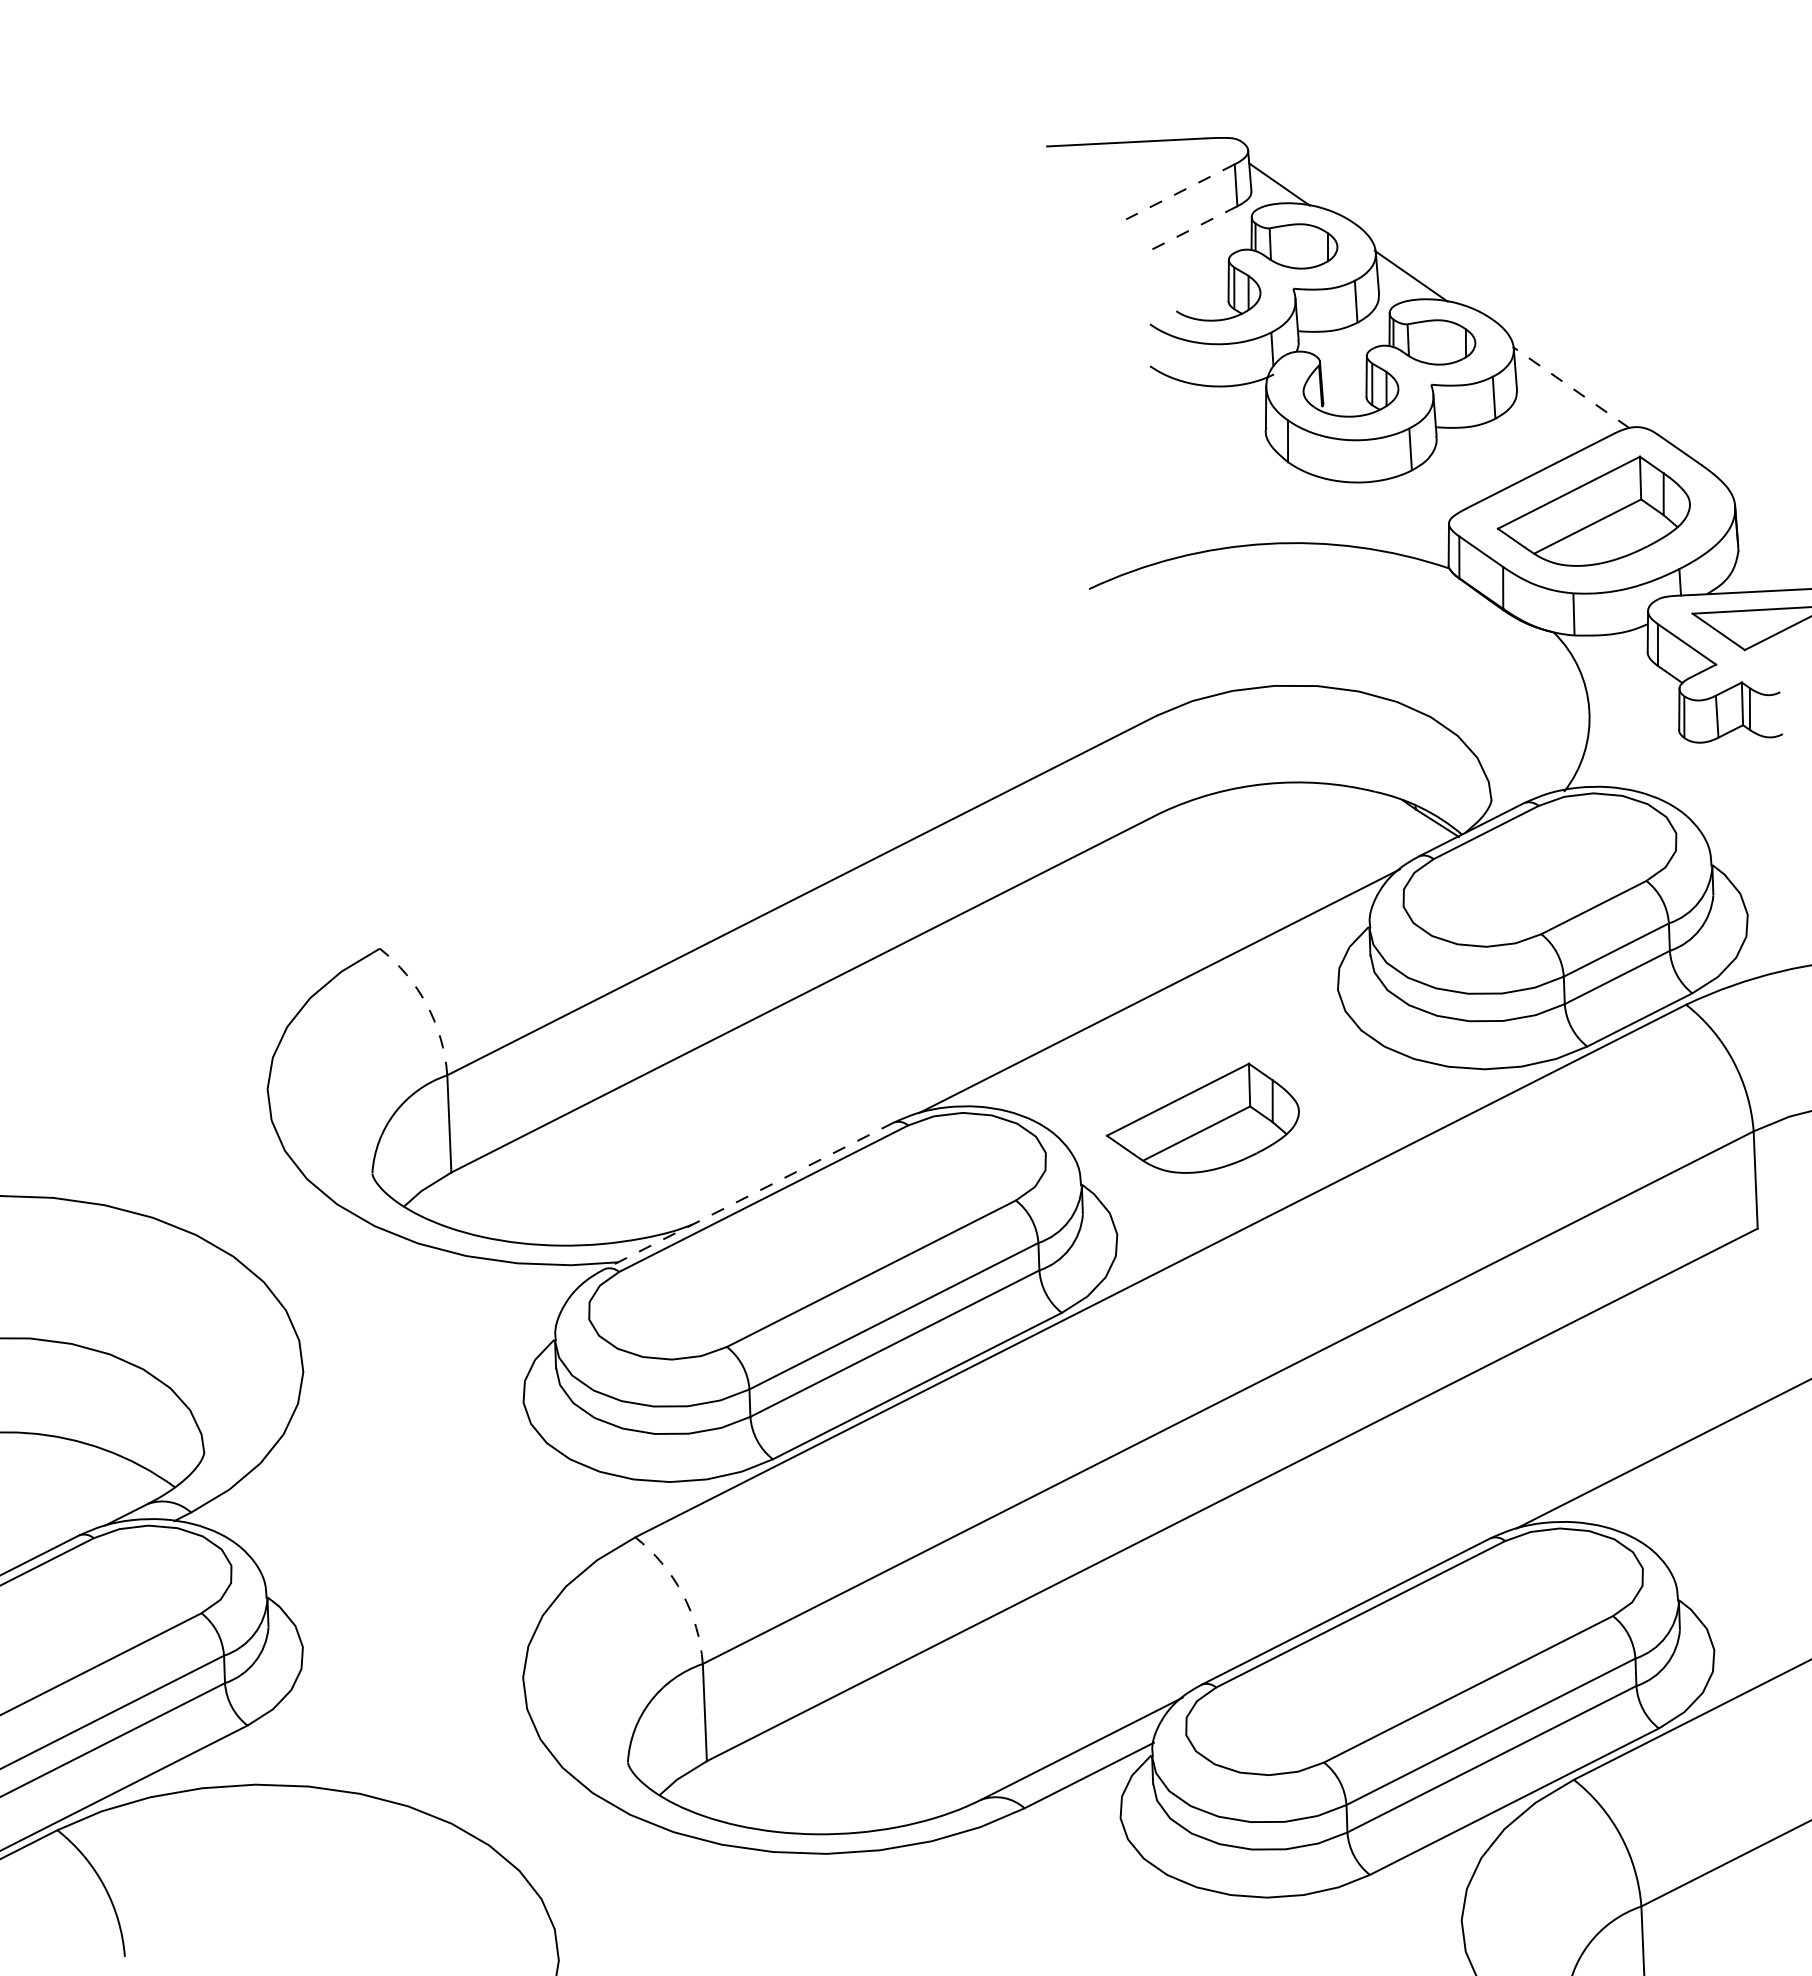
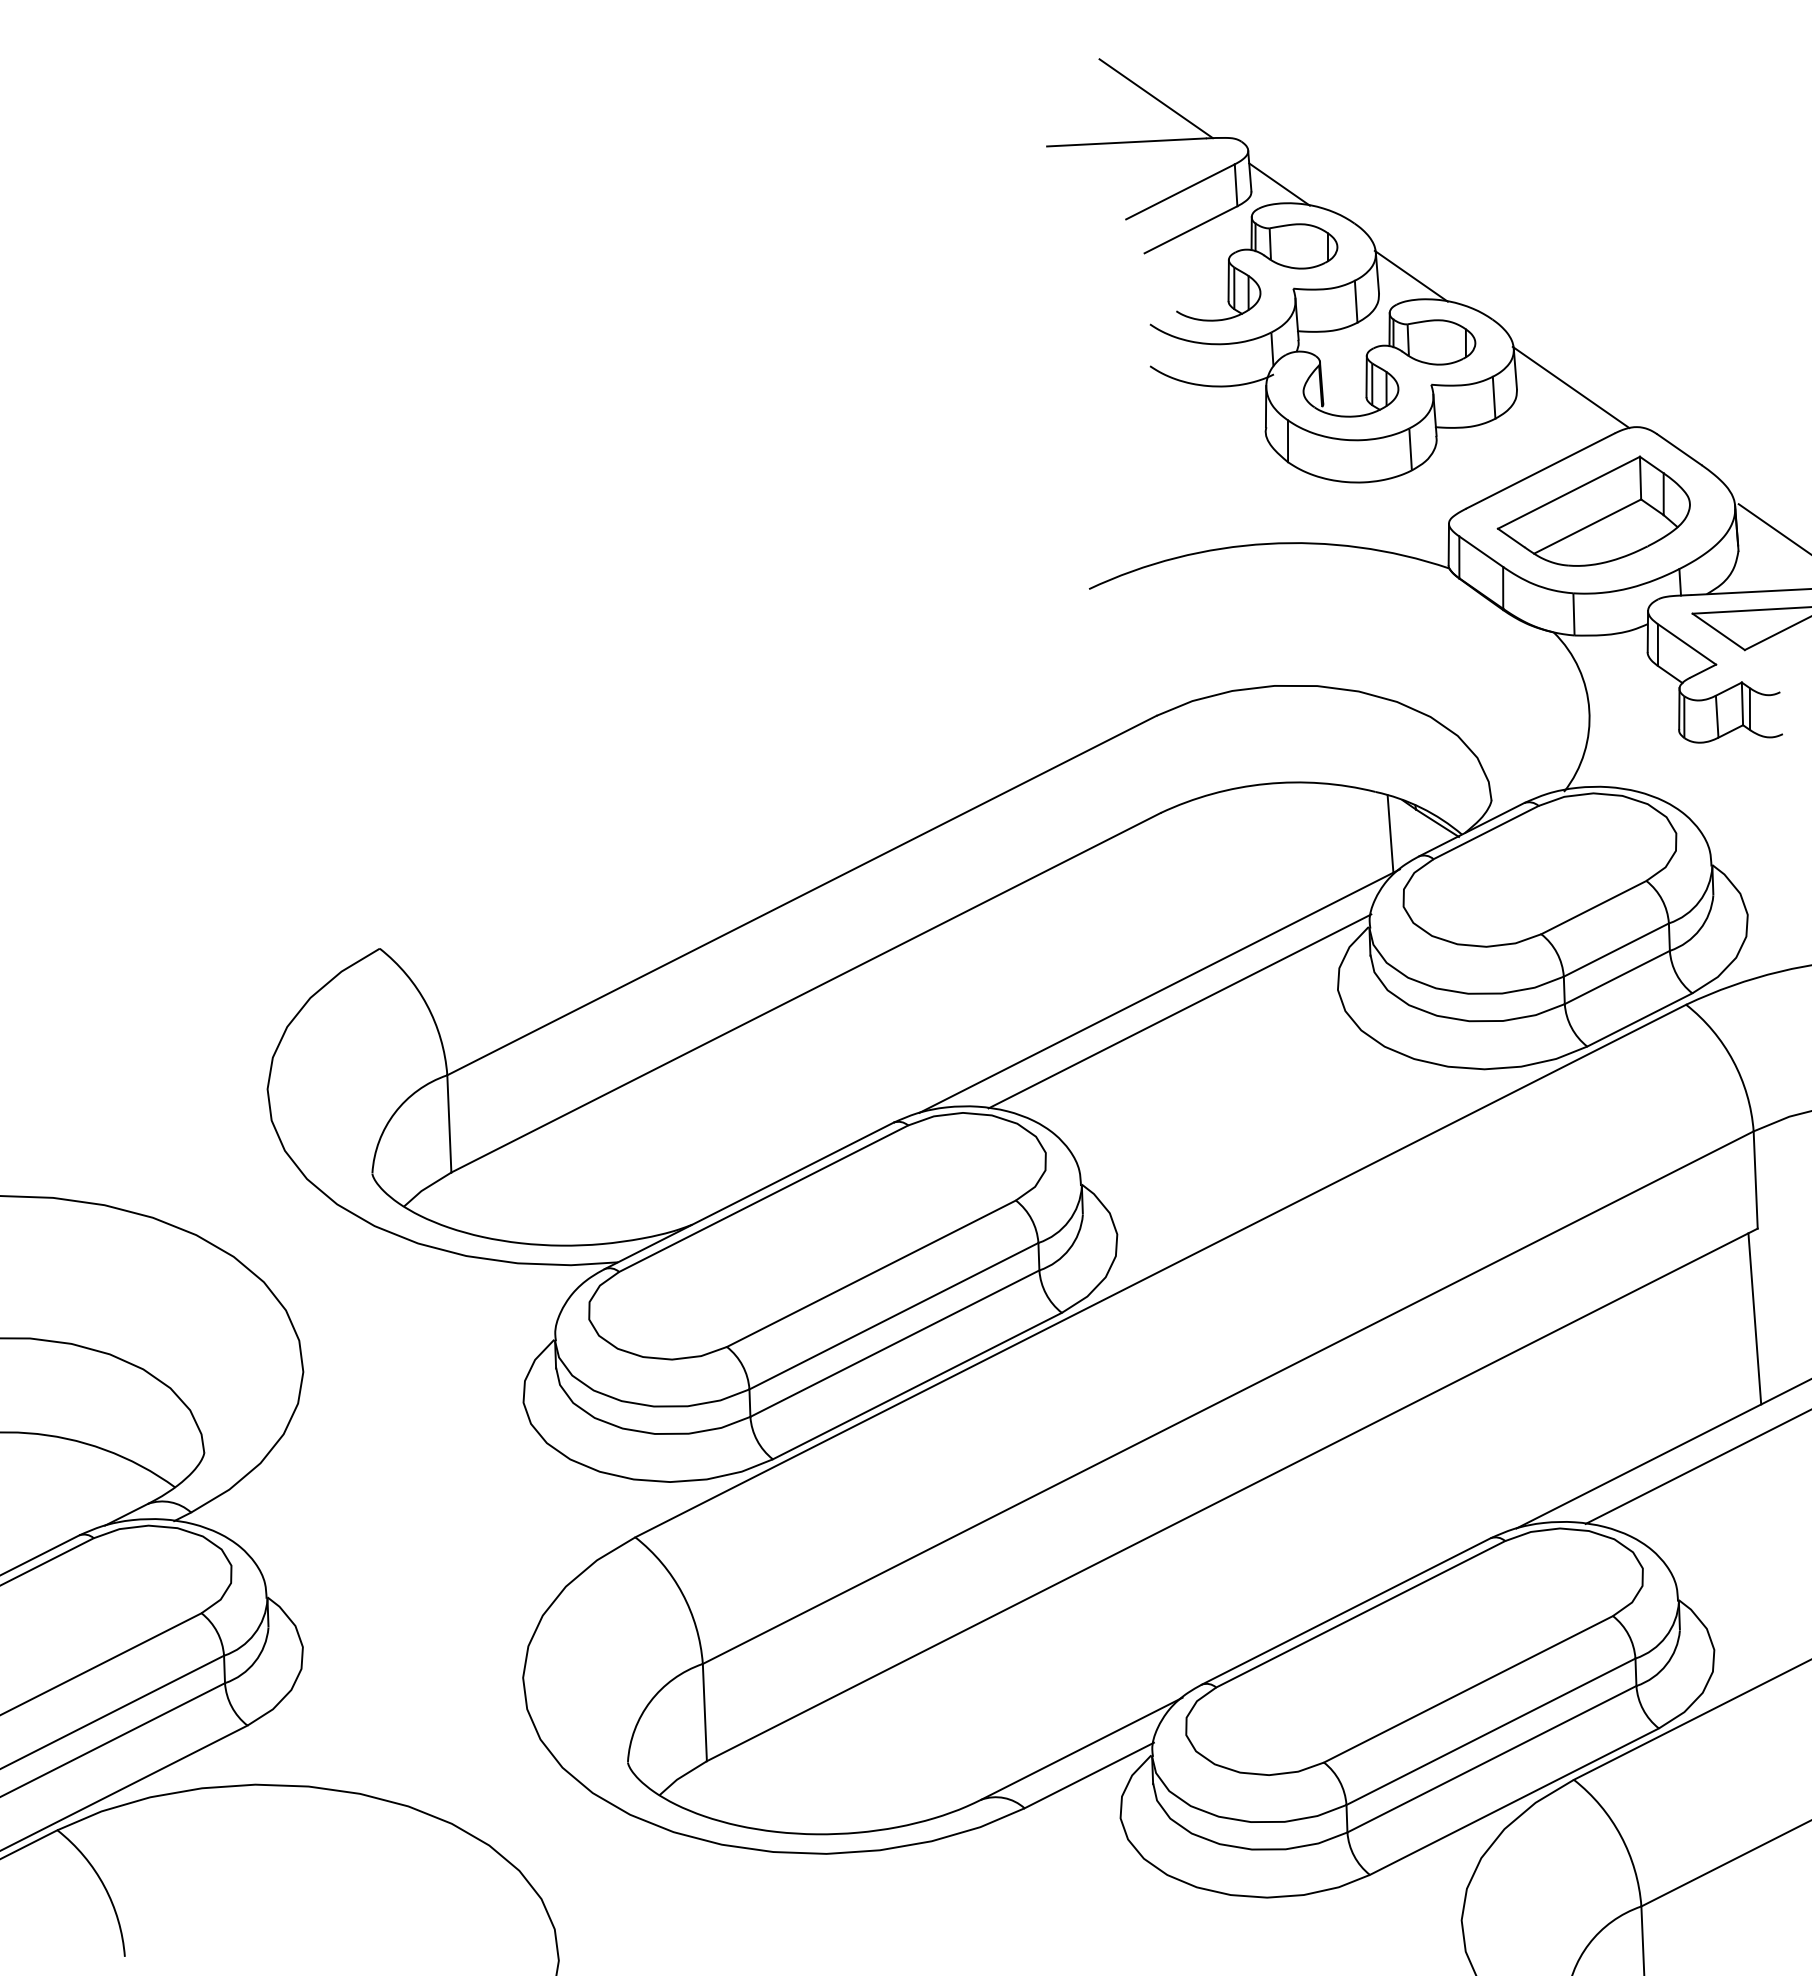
line: none -> present (1155, 98)
line: dashed -> solid (1180, 191)
line: dashed -> solid (1190, 230)
line: dashed -> solid (1570, 387)
line: none -> present (1773, 528)
line: none -> present (1390, 833)
arc: dashed -> solid (426, 1004)
line: none -> present (1179, 1011)
part: present -> none (1202, 1117)
line: dashed -> solid (749, 1195)
line: none -> present (1754, 1318)
line: none -> present (1696, 1466)
arc: dashed -> solid (682, 1593)
